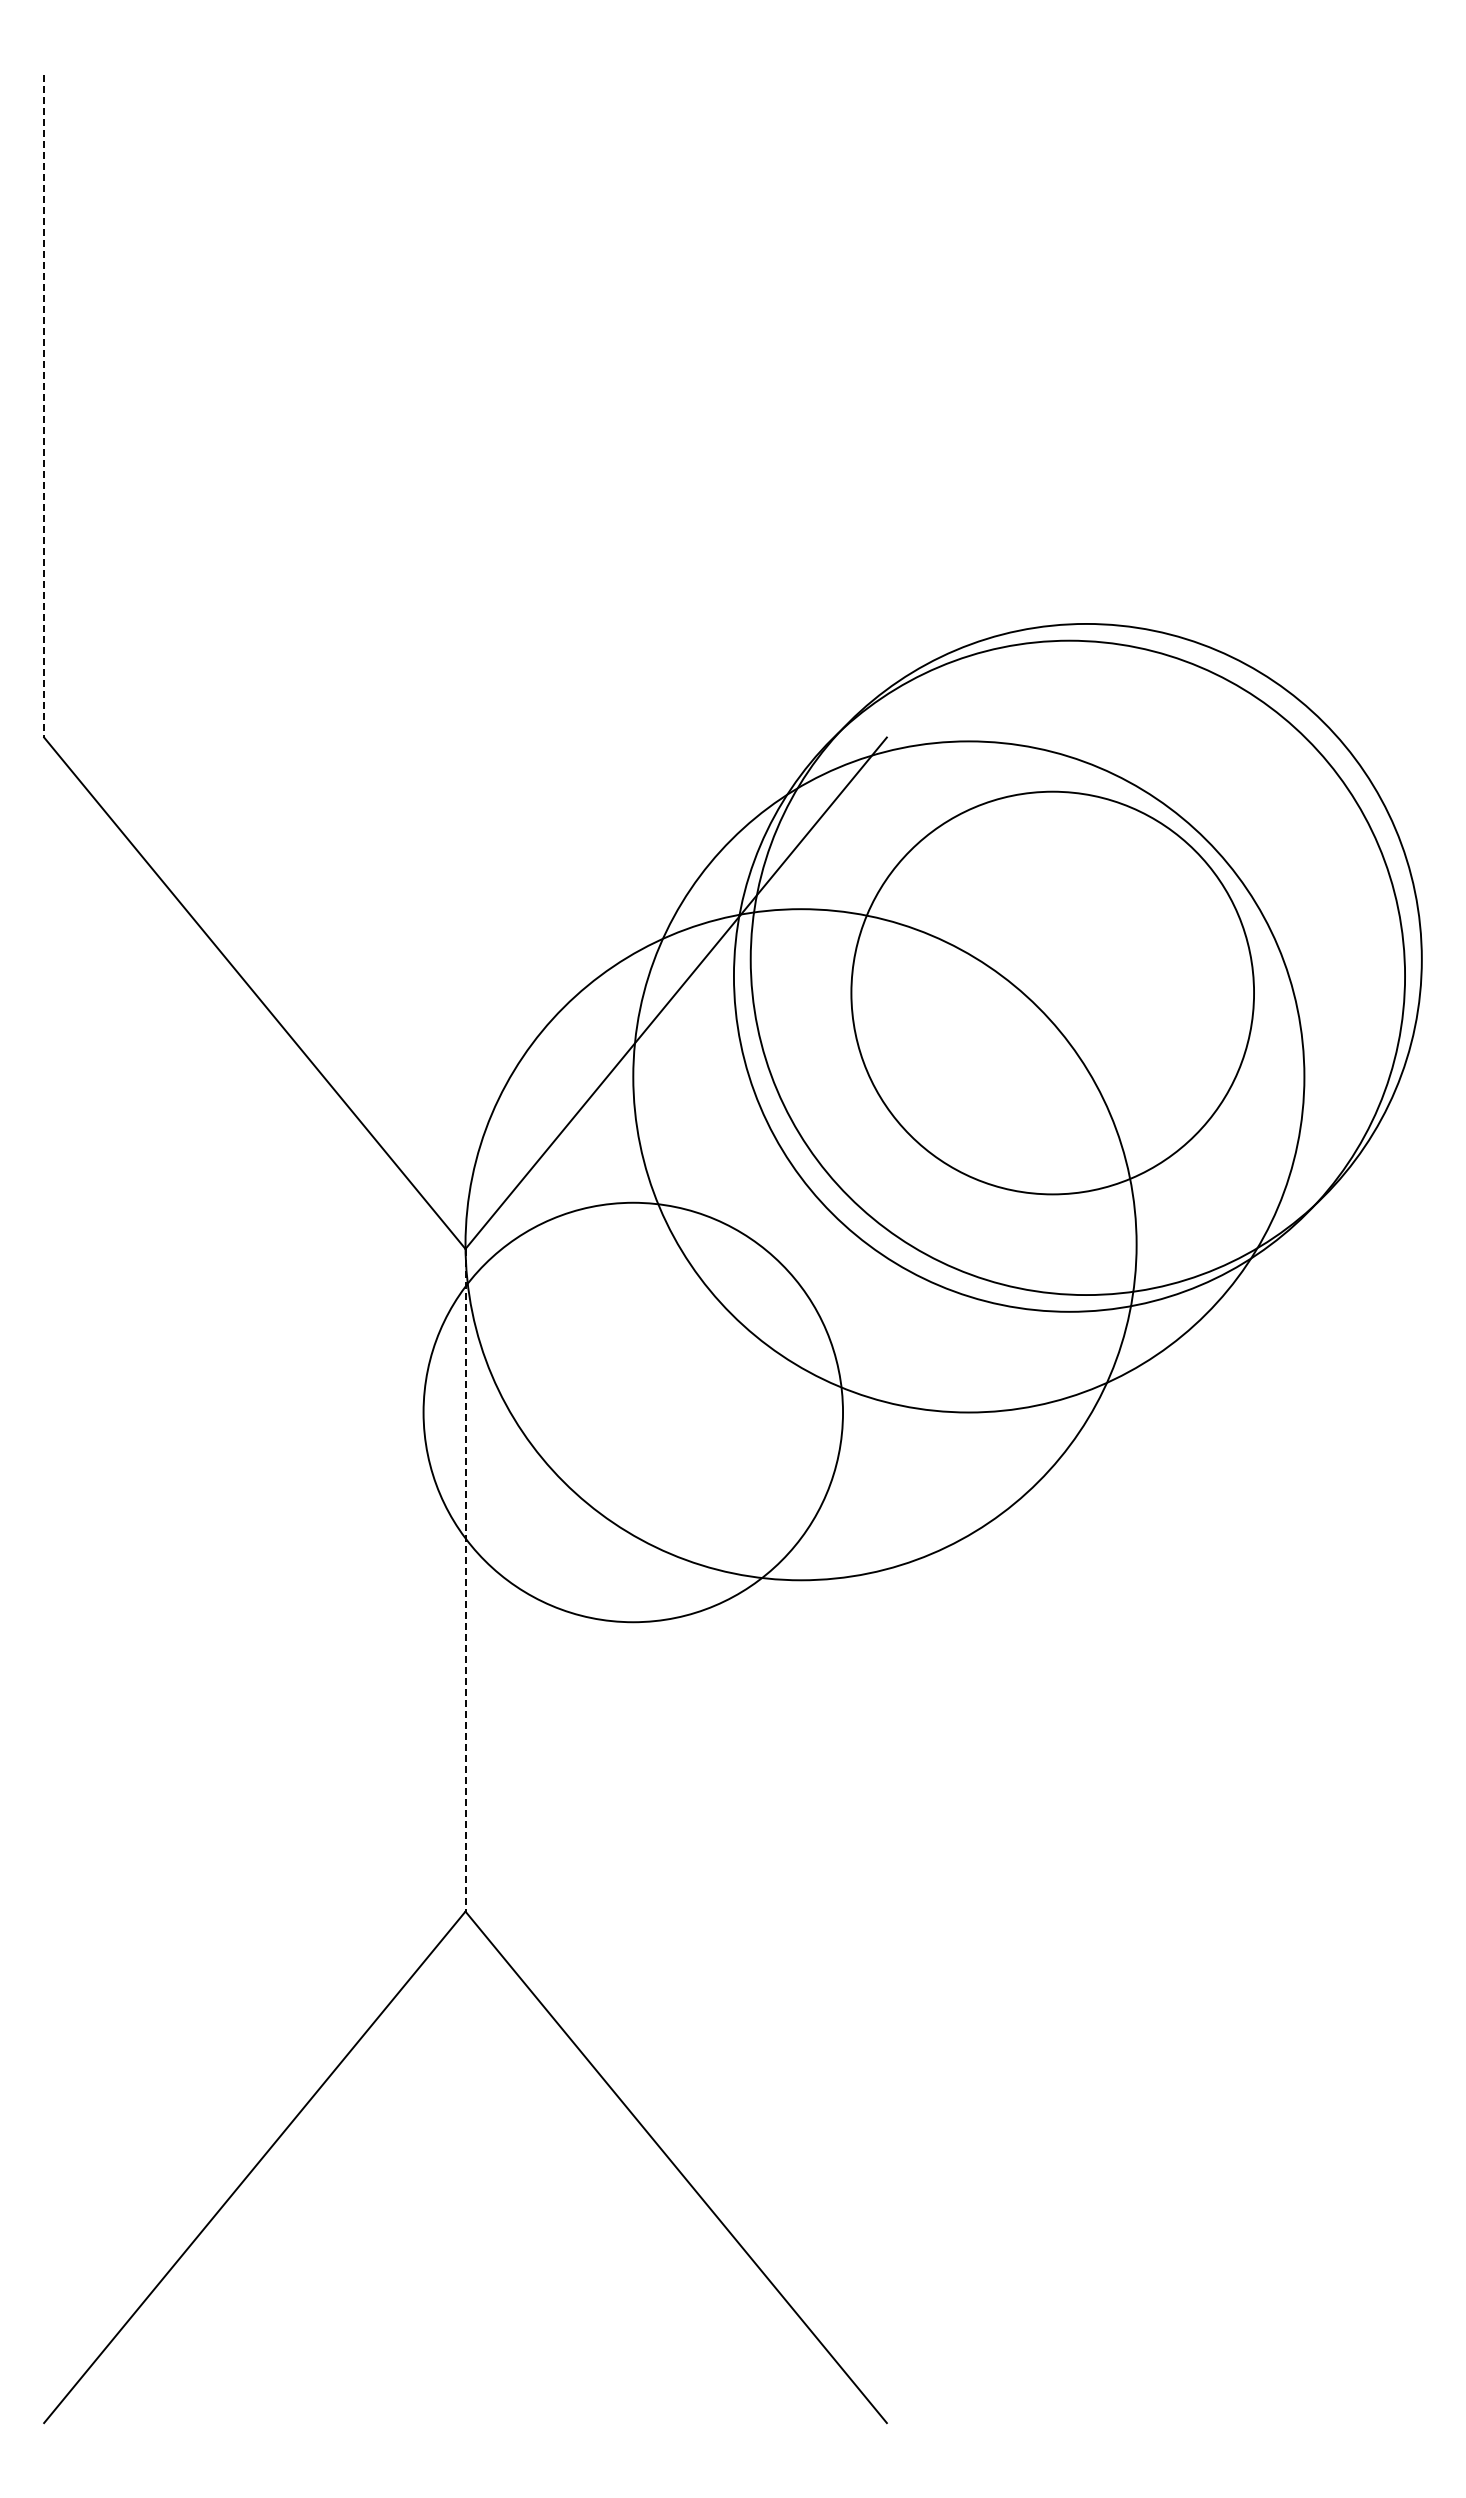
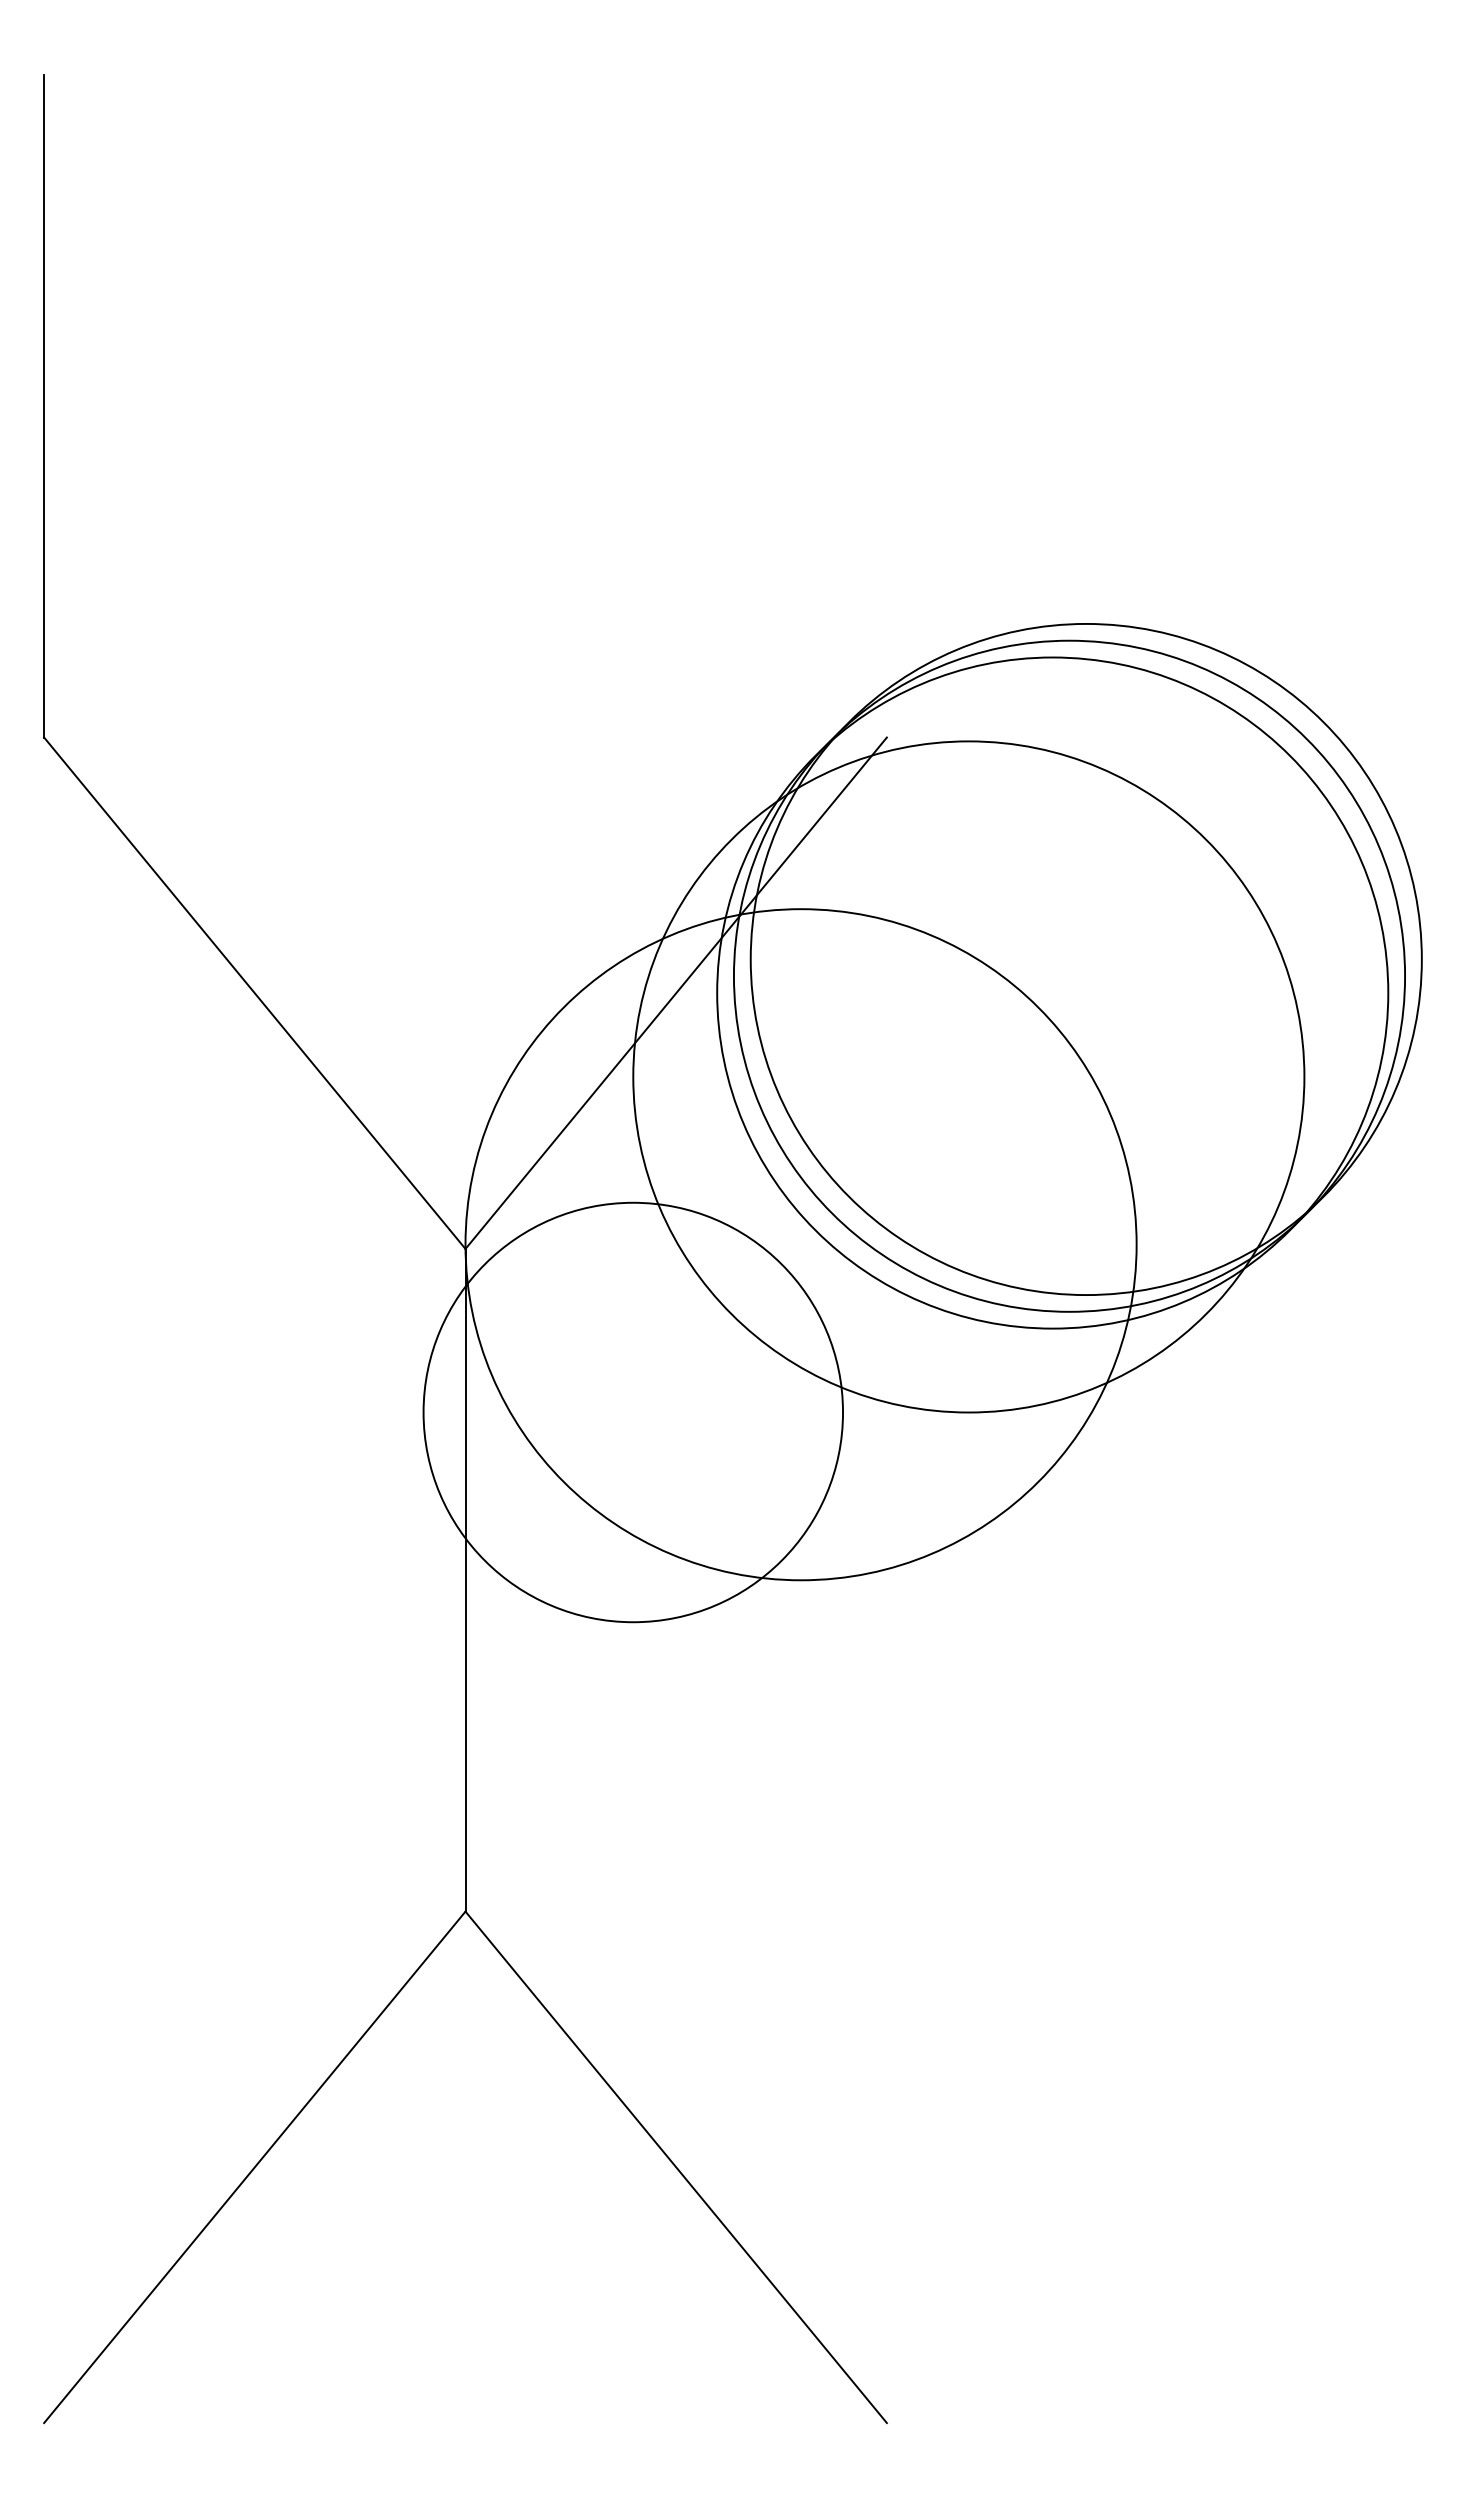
line: dashed -> solid (44, 406)
circle diameter: 403 px -> 671 px (1052, 992)
line: dashed -> solid (465, 1580)
